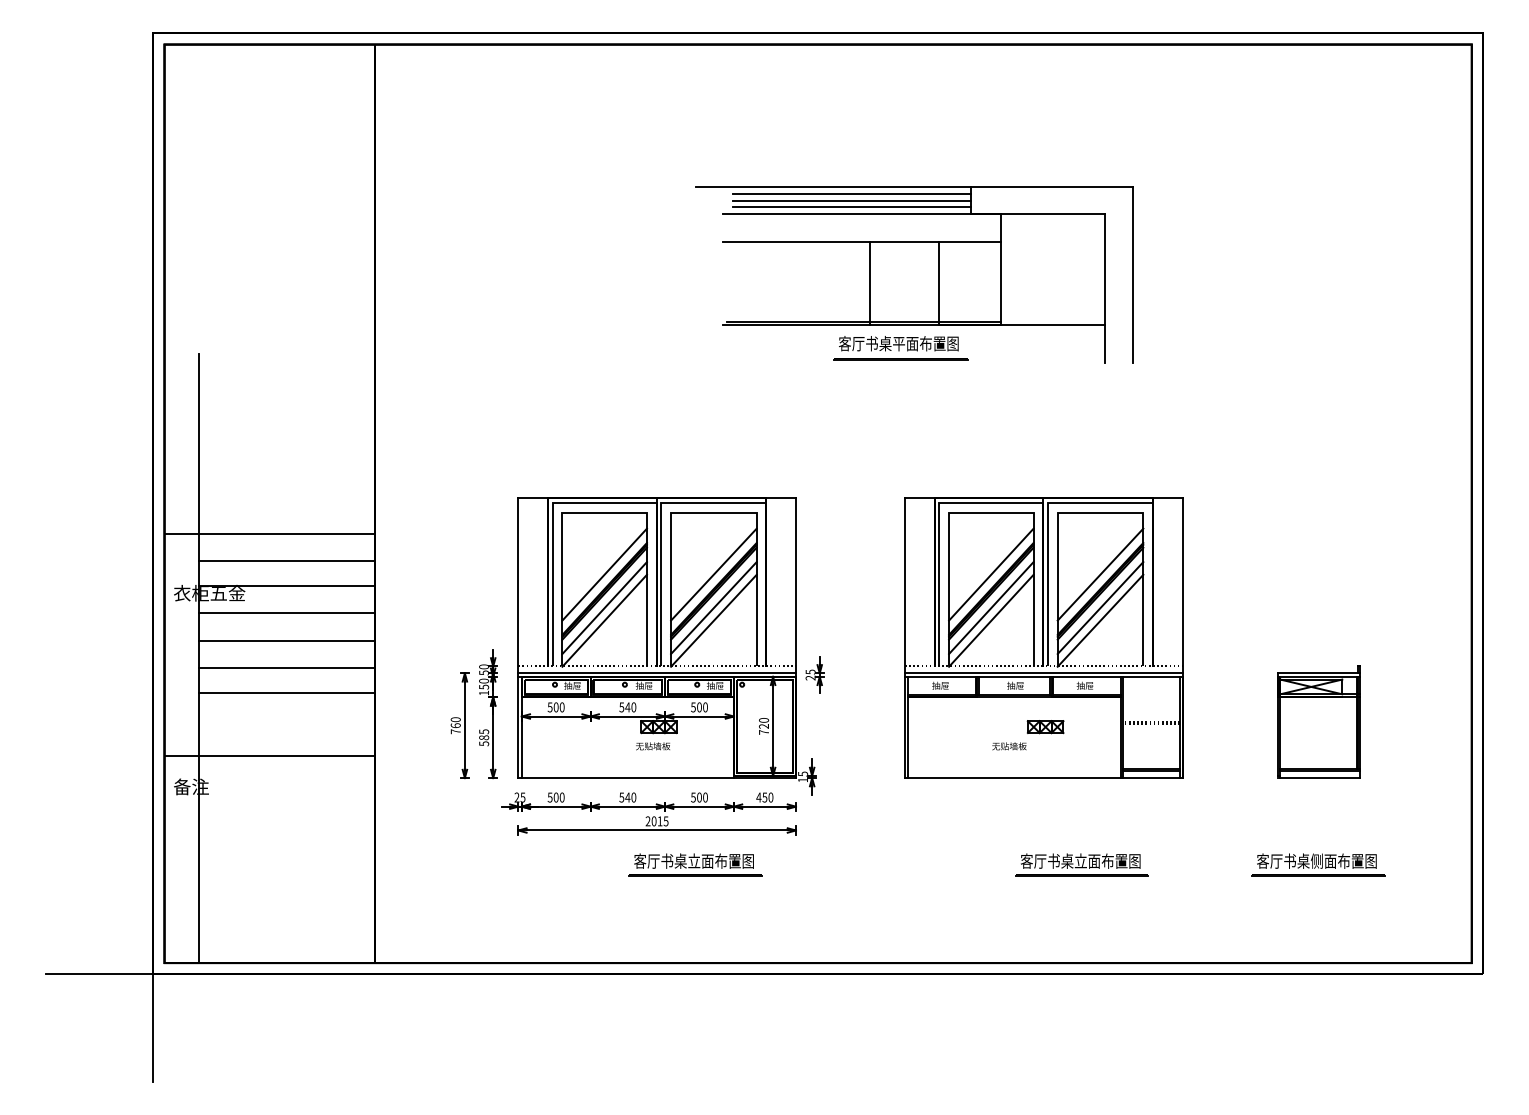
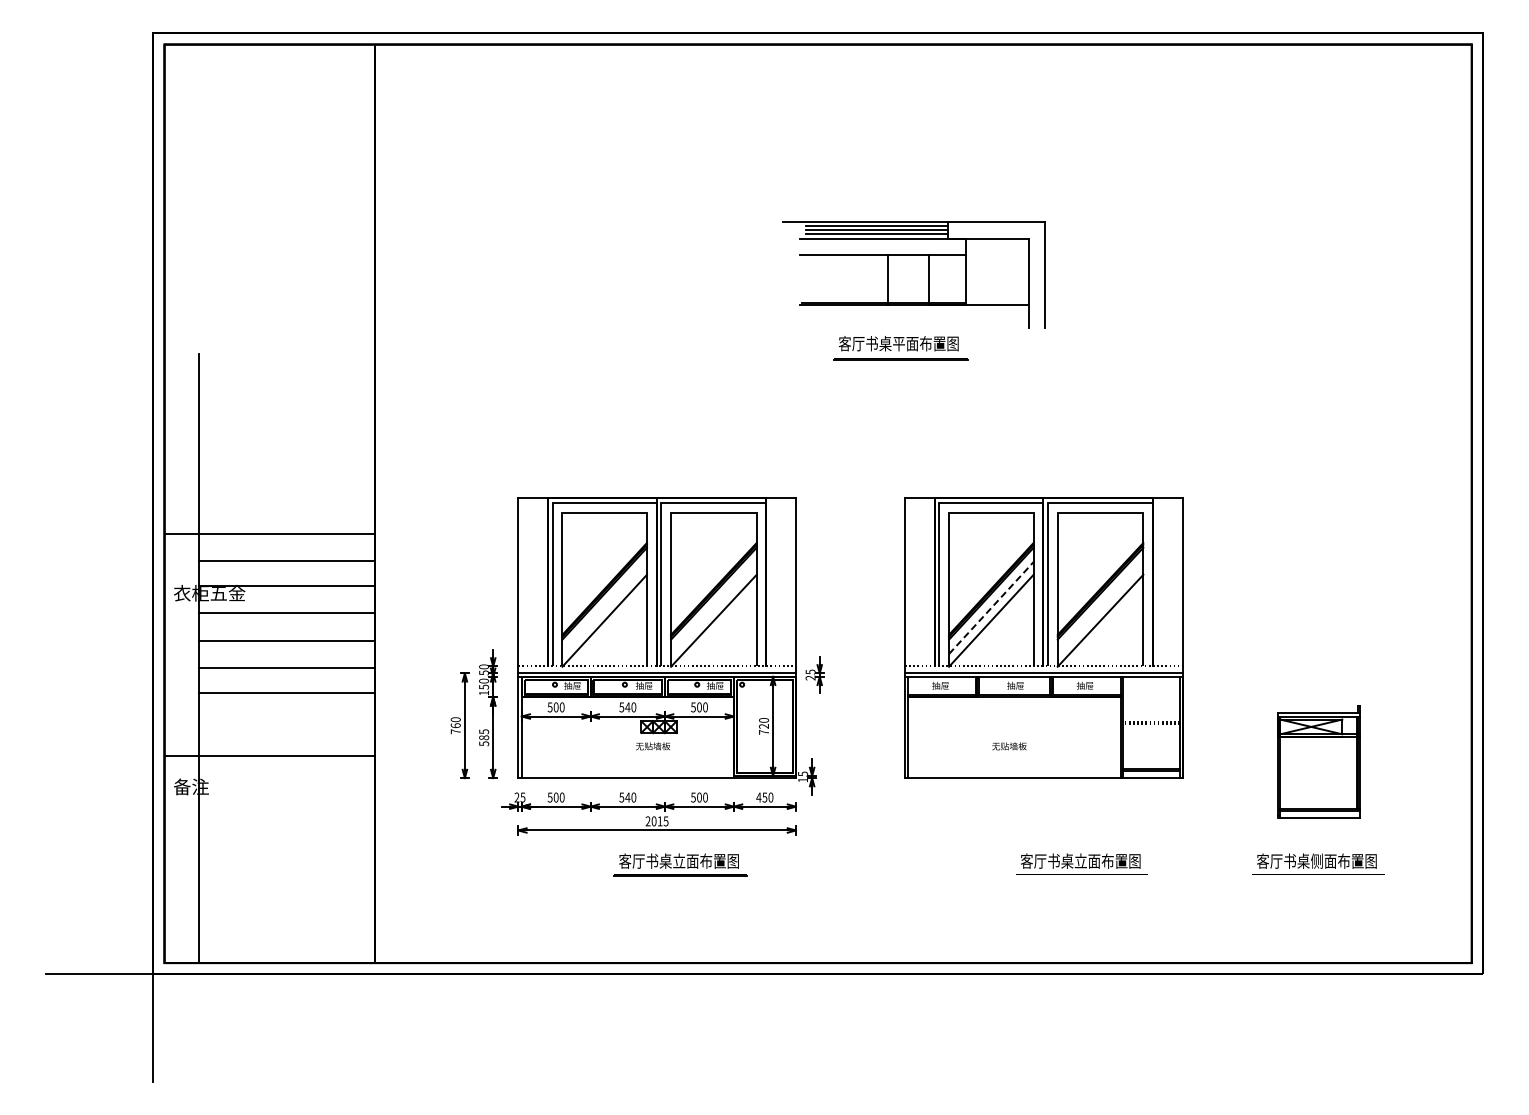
part size: 439x178 px -> 264x108 px (913, 274)
line: present -> none (604, 574)
line: present -> none (713, 574)
line: present -> none (991, 574)
line: present -> none (1100, 574)
line: solid -> dashed (991, 607)
line: present -> none (604, 608)
line: present -> none (713, 608)
line: present -> none (1100, 608)
part position: (1318, 721) -> (1318, 761) (1318, 761)
part: present -> none (1045, 727)
part position: (695, 864) -> (680, 864) (680, 864)
line: present -> none (1081, 876)
line: present -> none (1317, 876)
